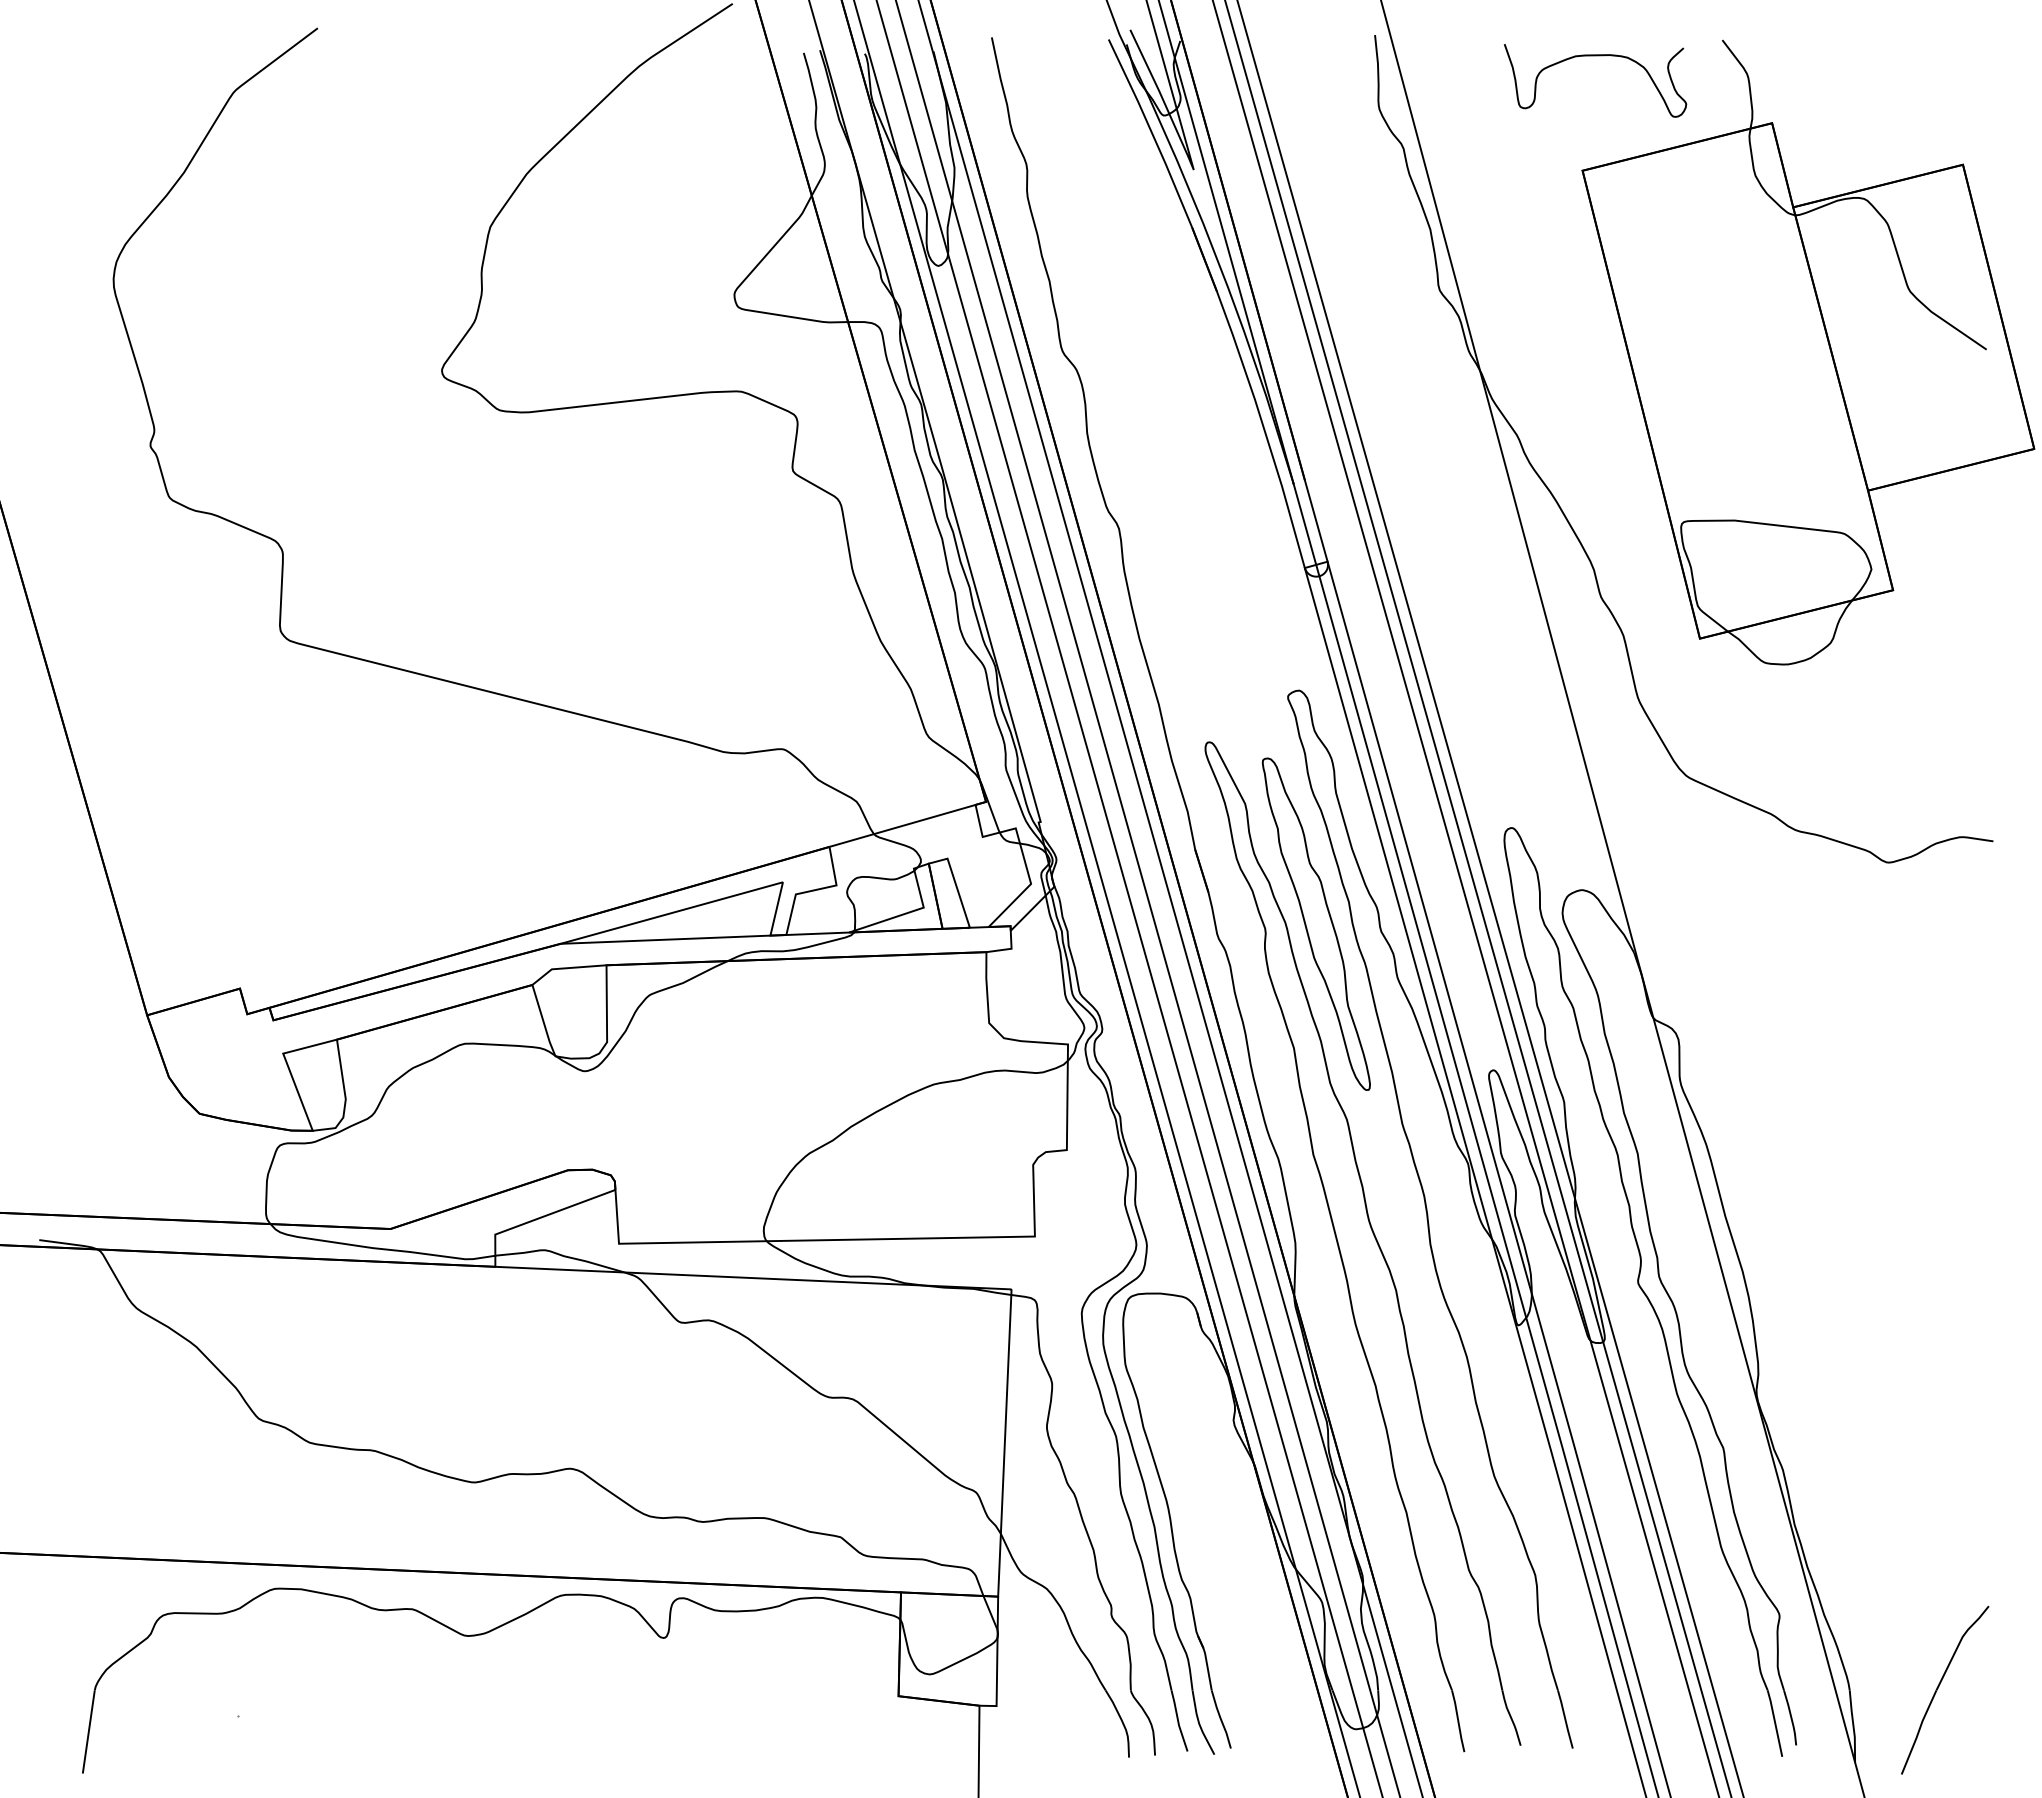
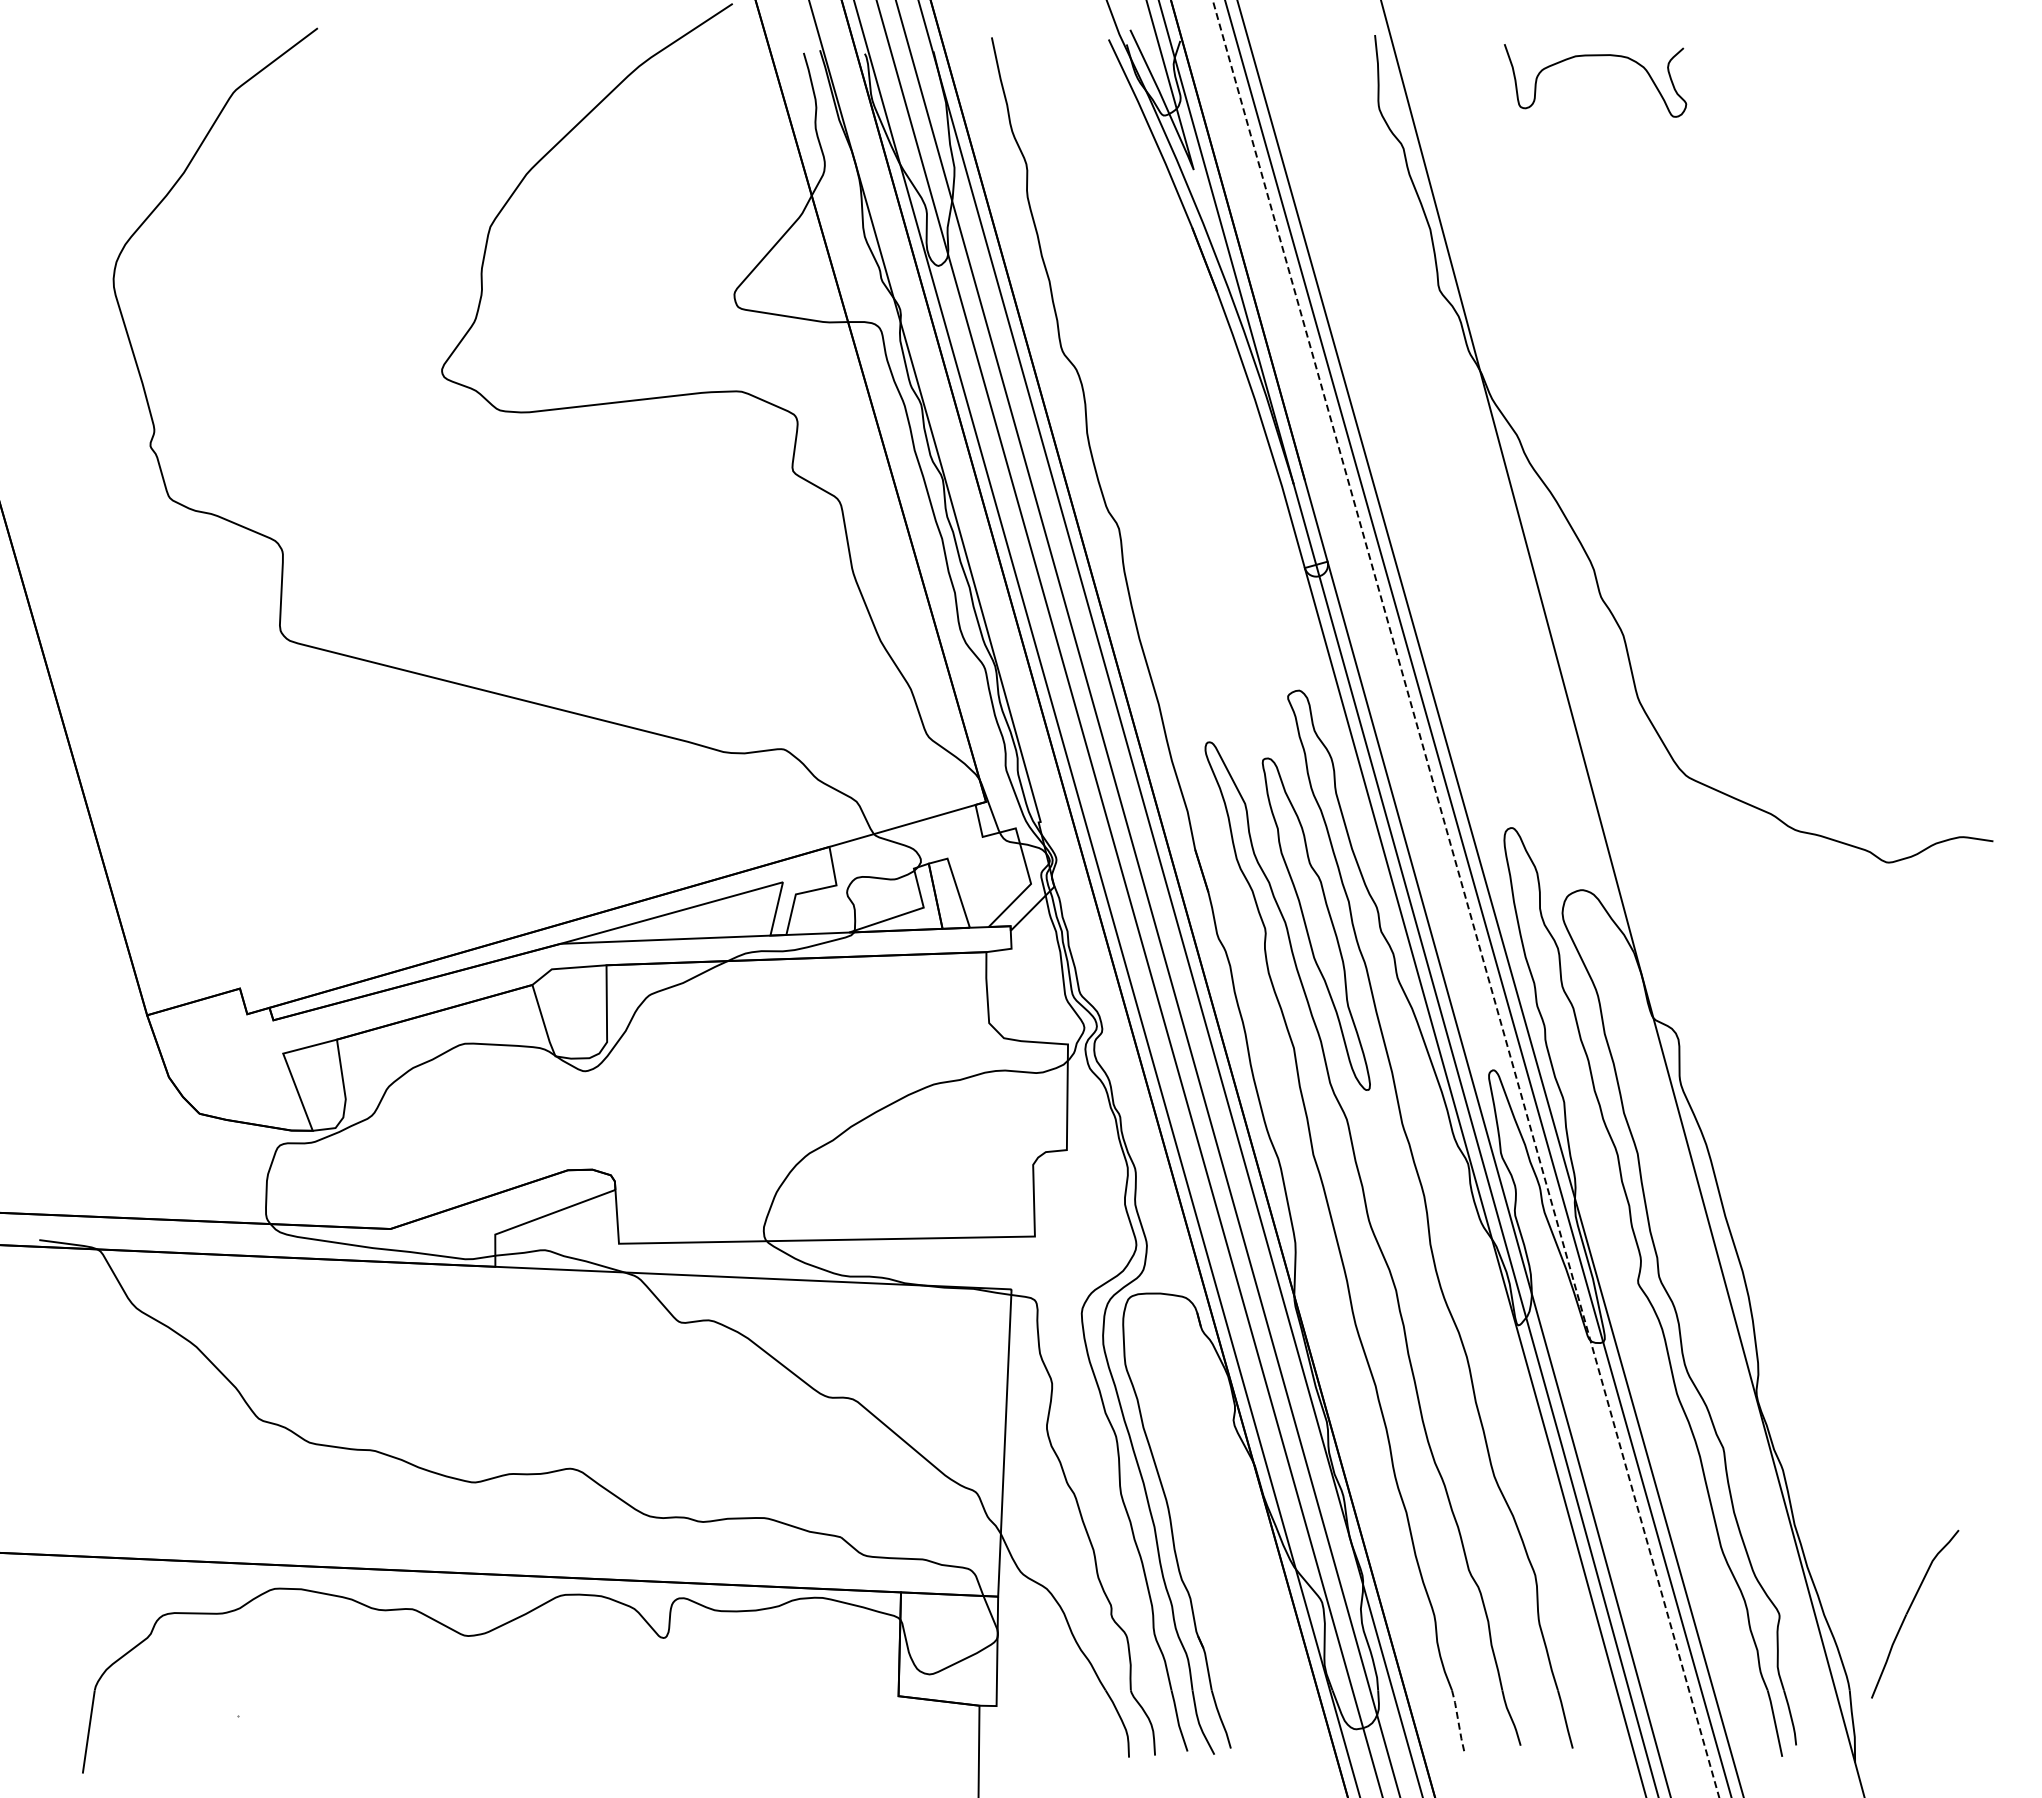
part: present -> none (1808, 352)
line: solid -> dashed (1465, 898)
part position: (1939, 1686) -> (1909, 1610) (1909, 1610)
line: solid -> dashed (1458, 1721)
